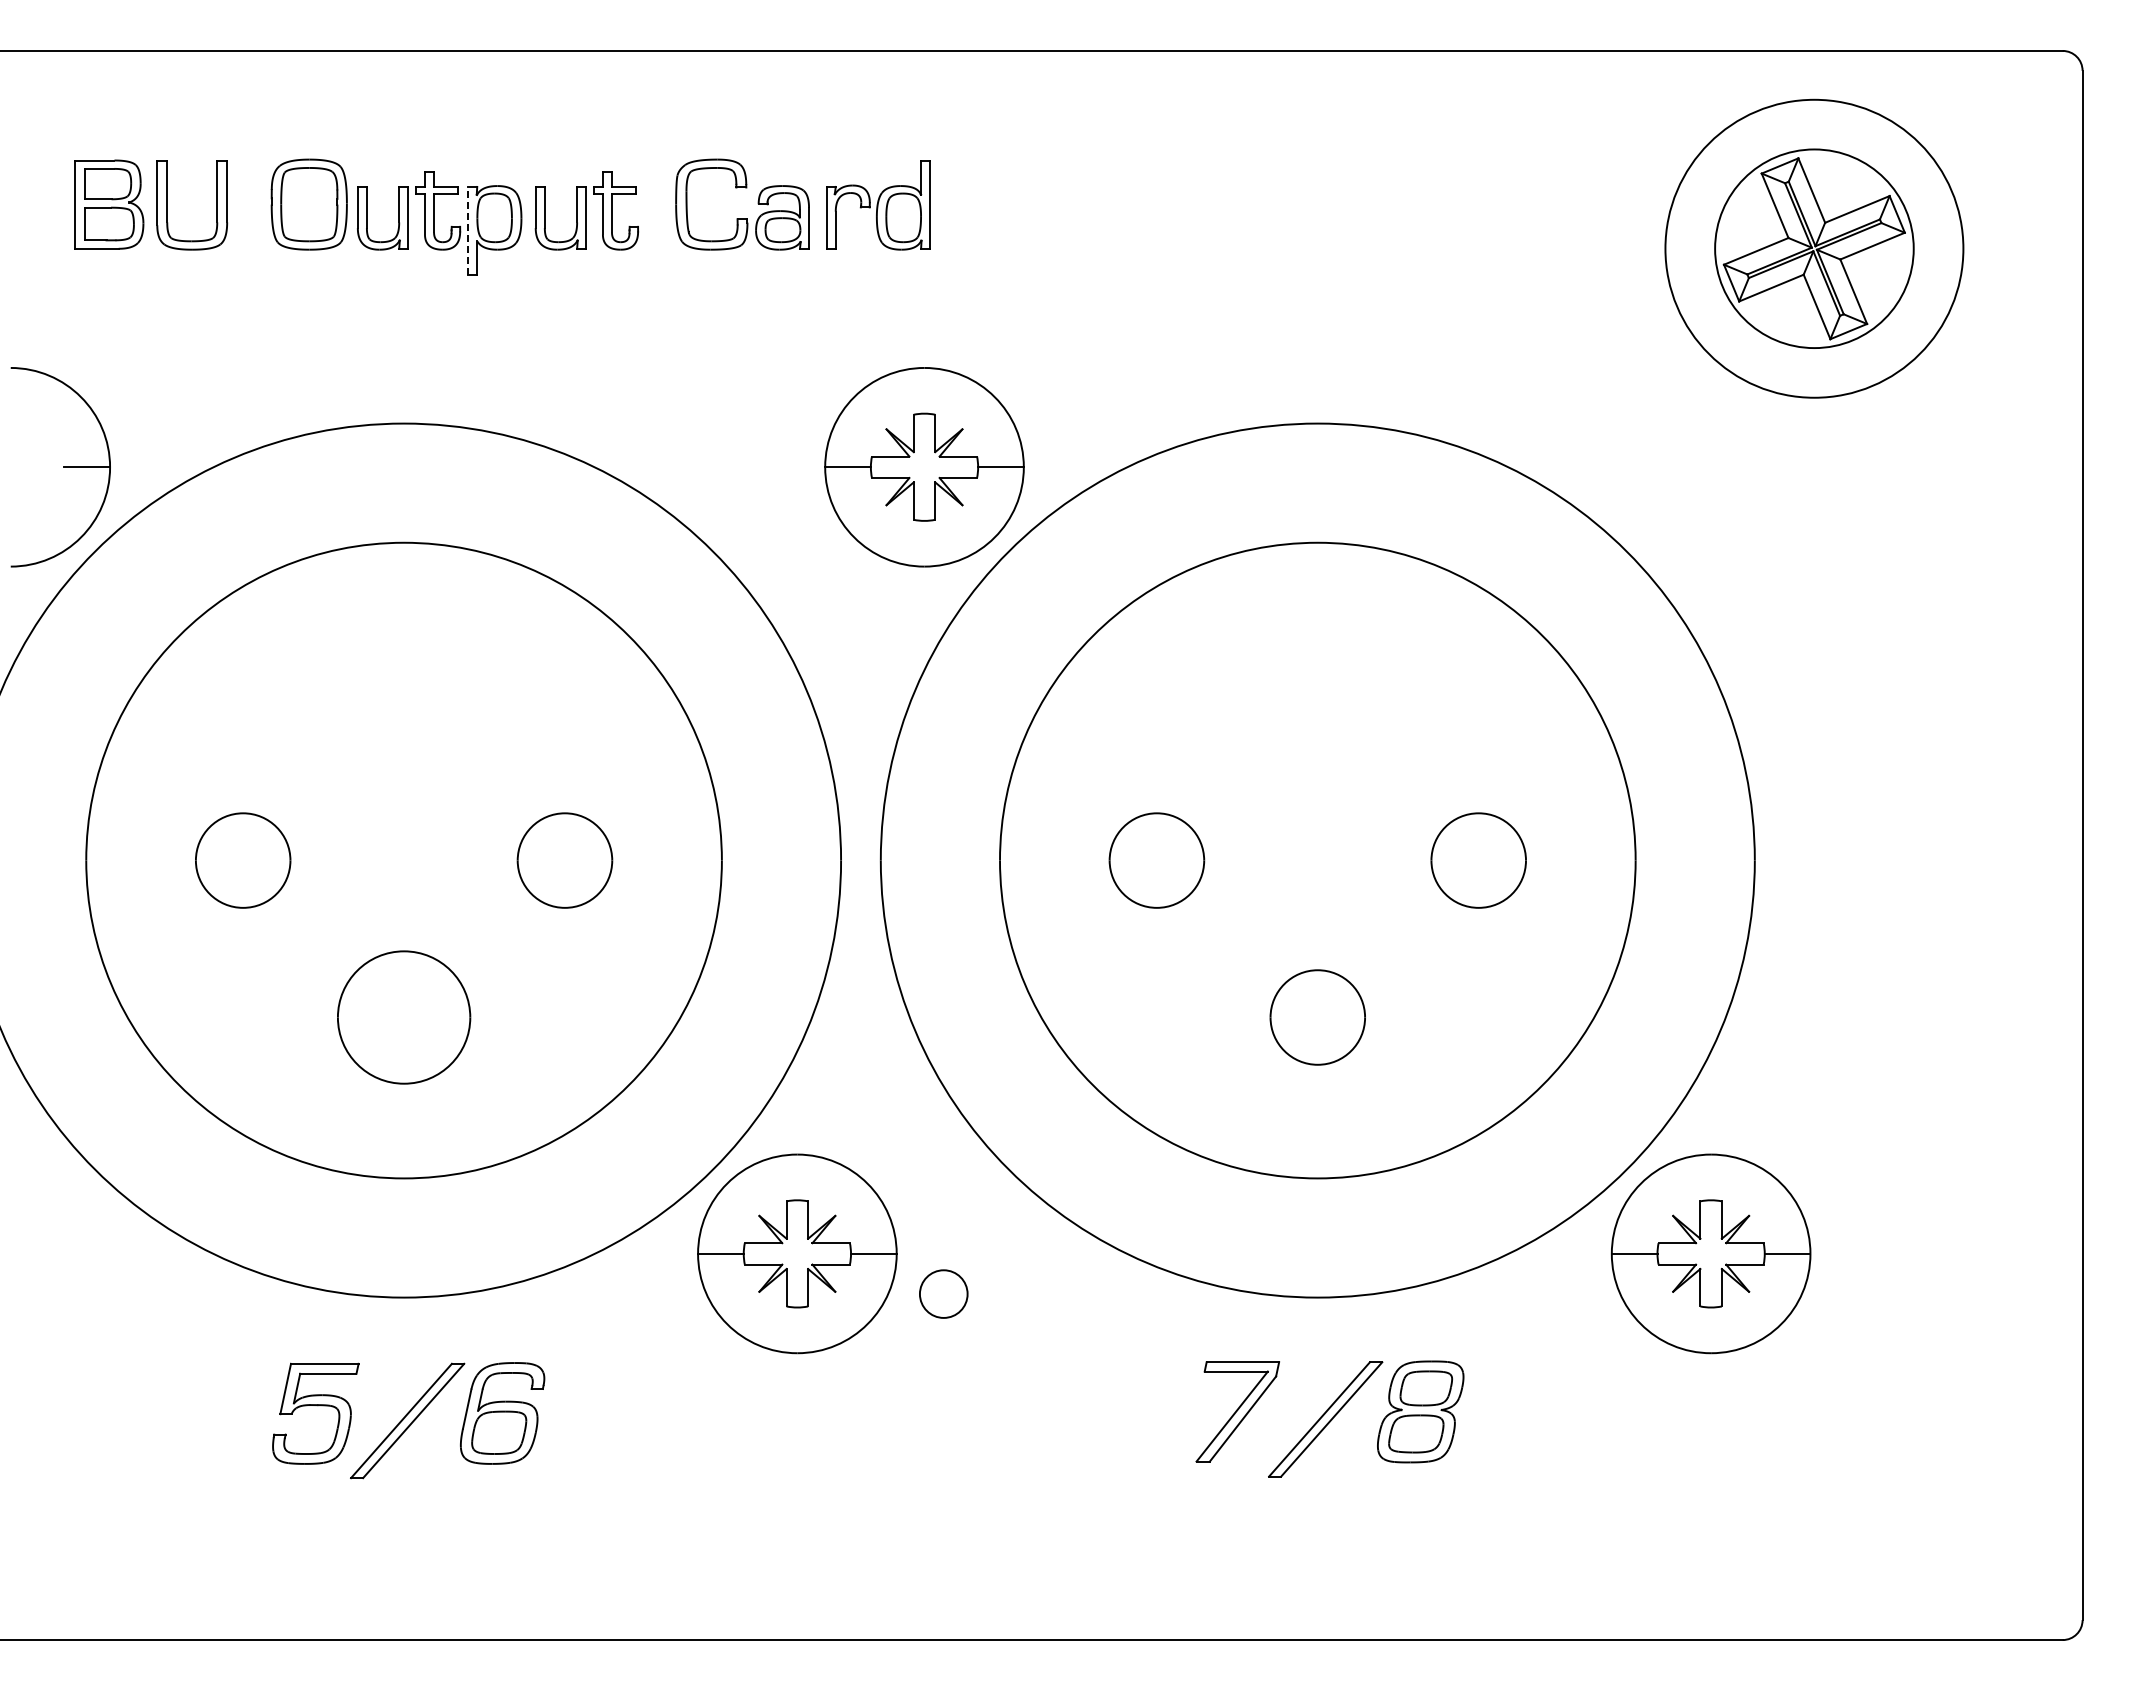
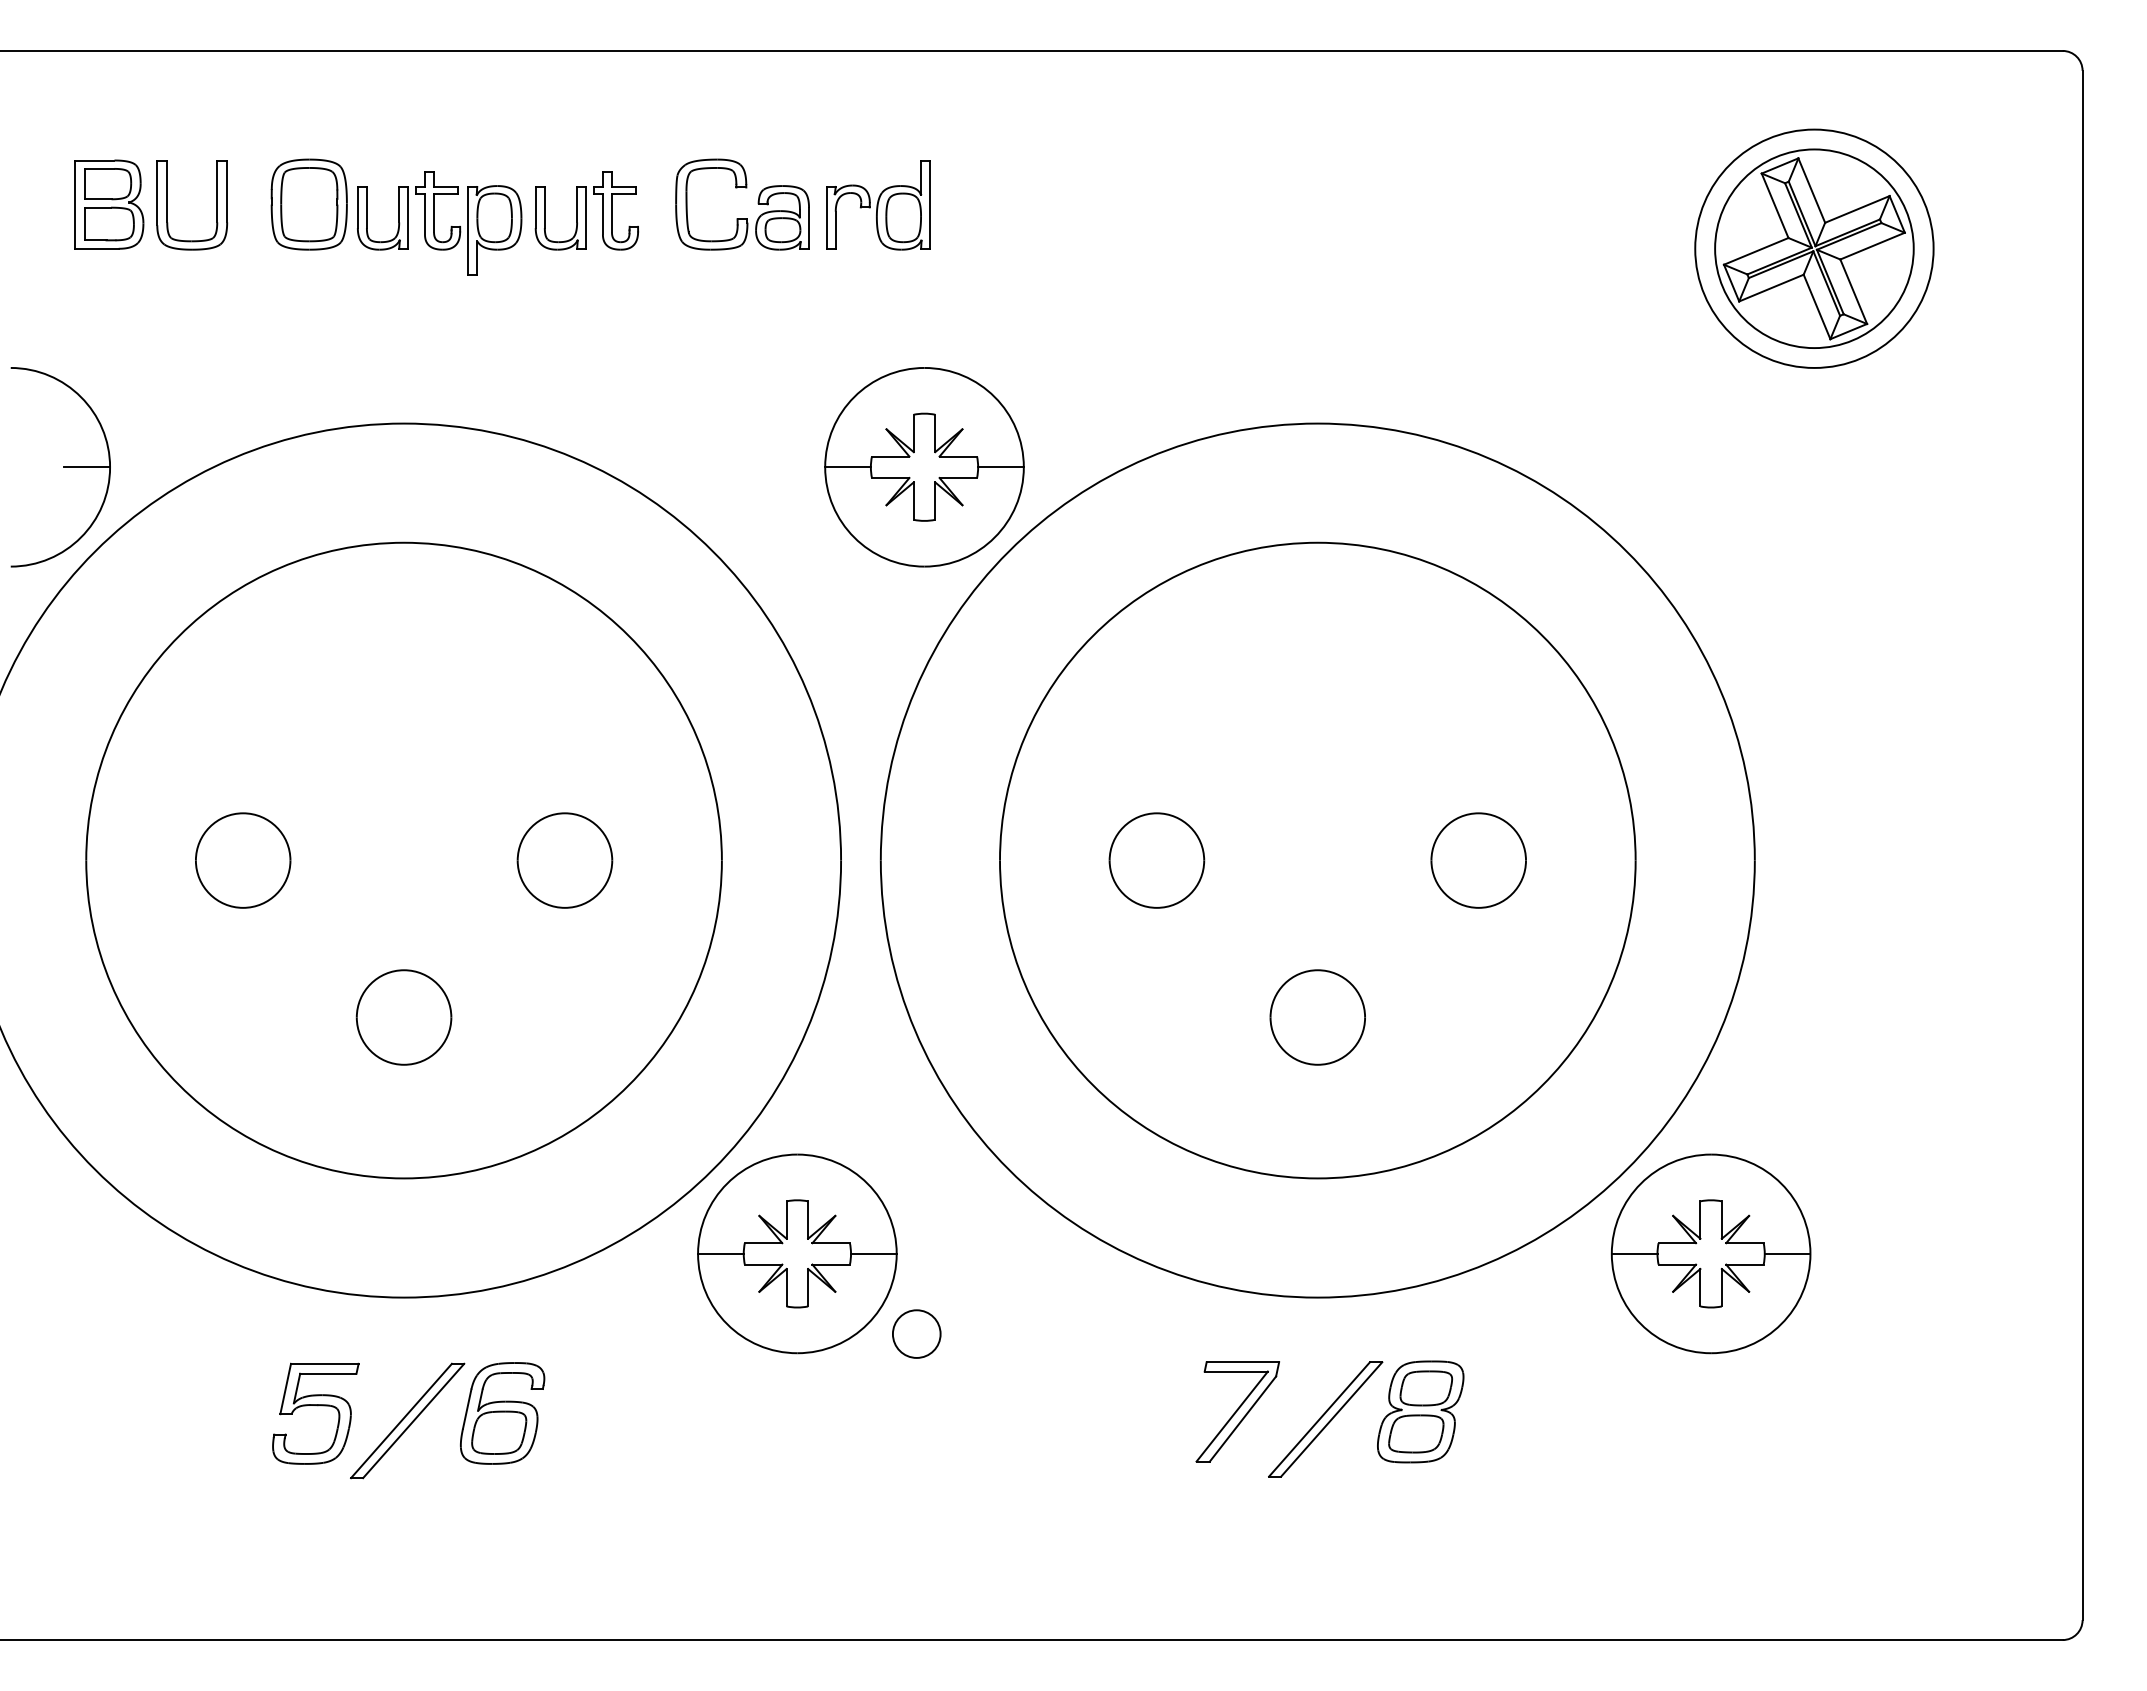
line: dashed -> solid (468, 230)
circle diameter: 298 px -> 238 px (1814, 248)
part size: 135x135 px -> 98x97 px (403, 1017)
circle position: (943, 1293) -> (916, 1333) (916, 1333)
